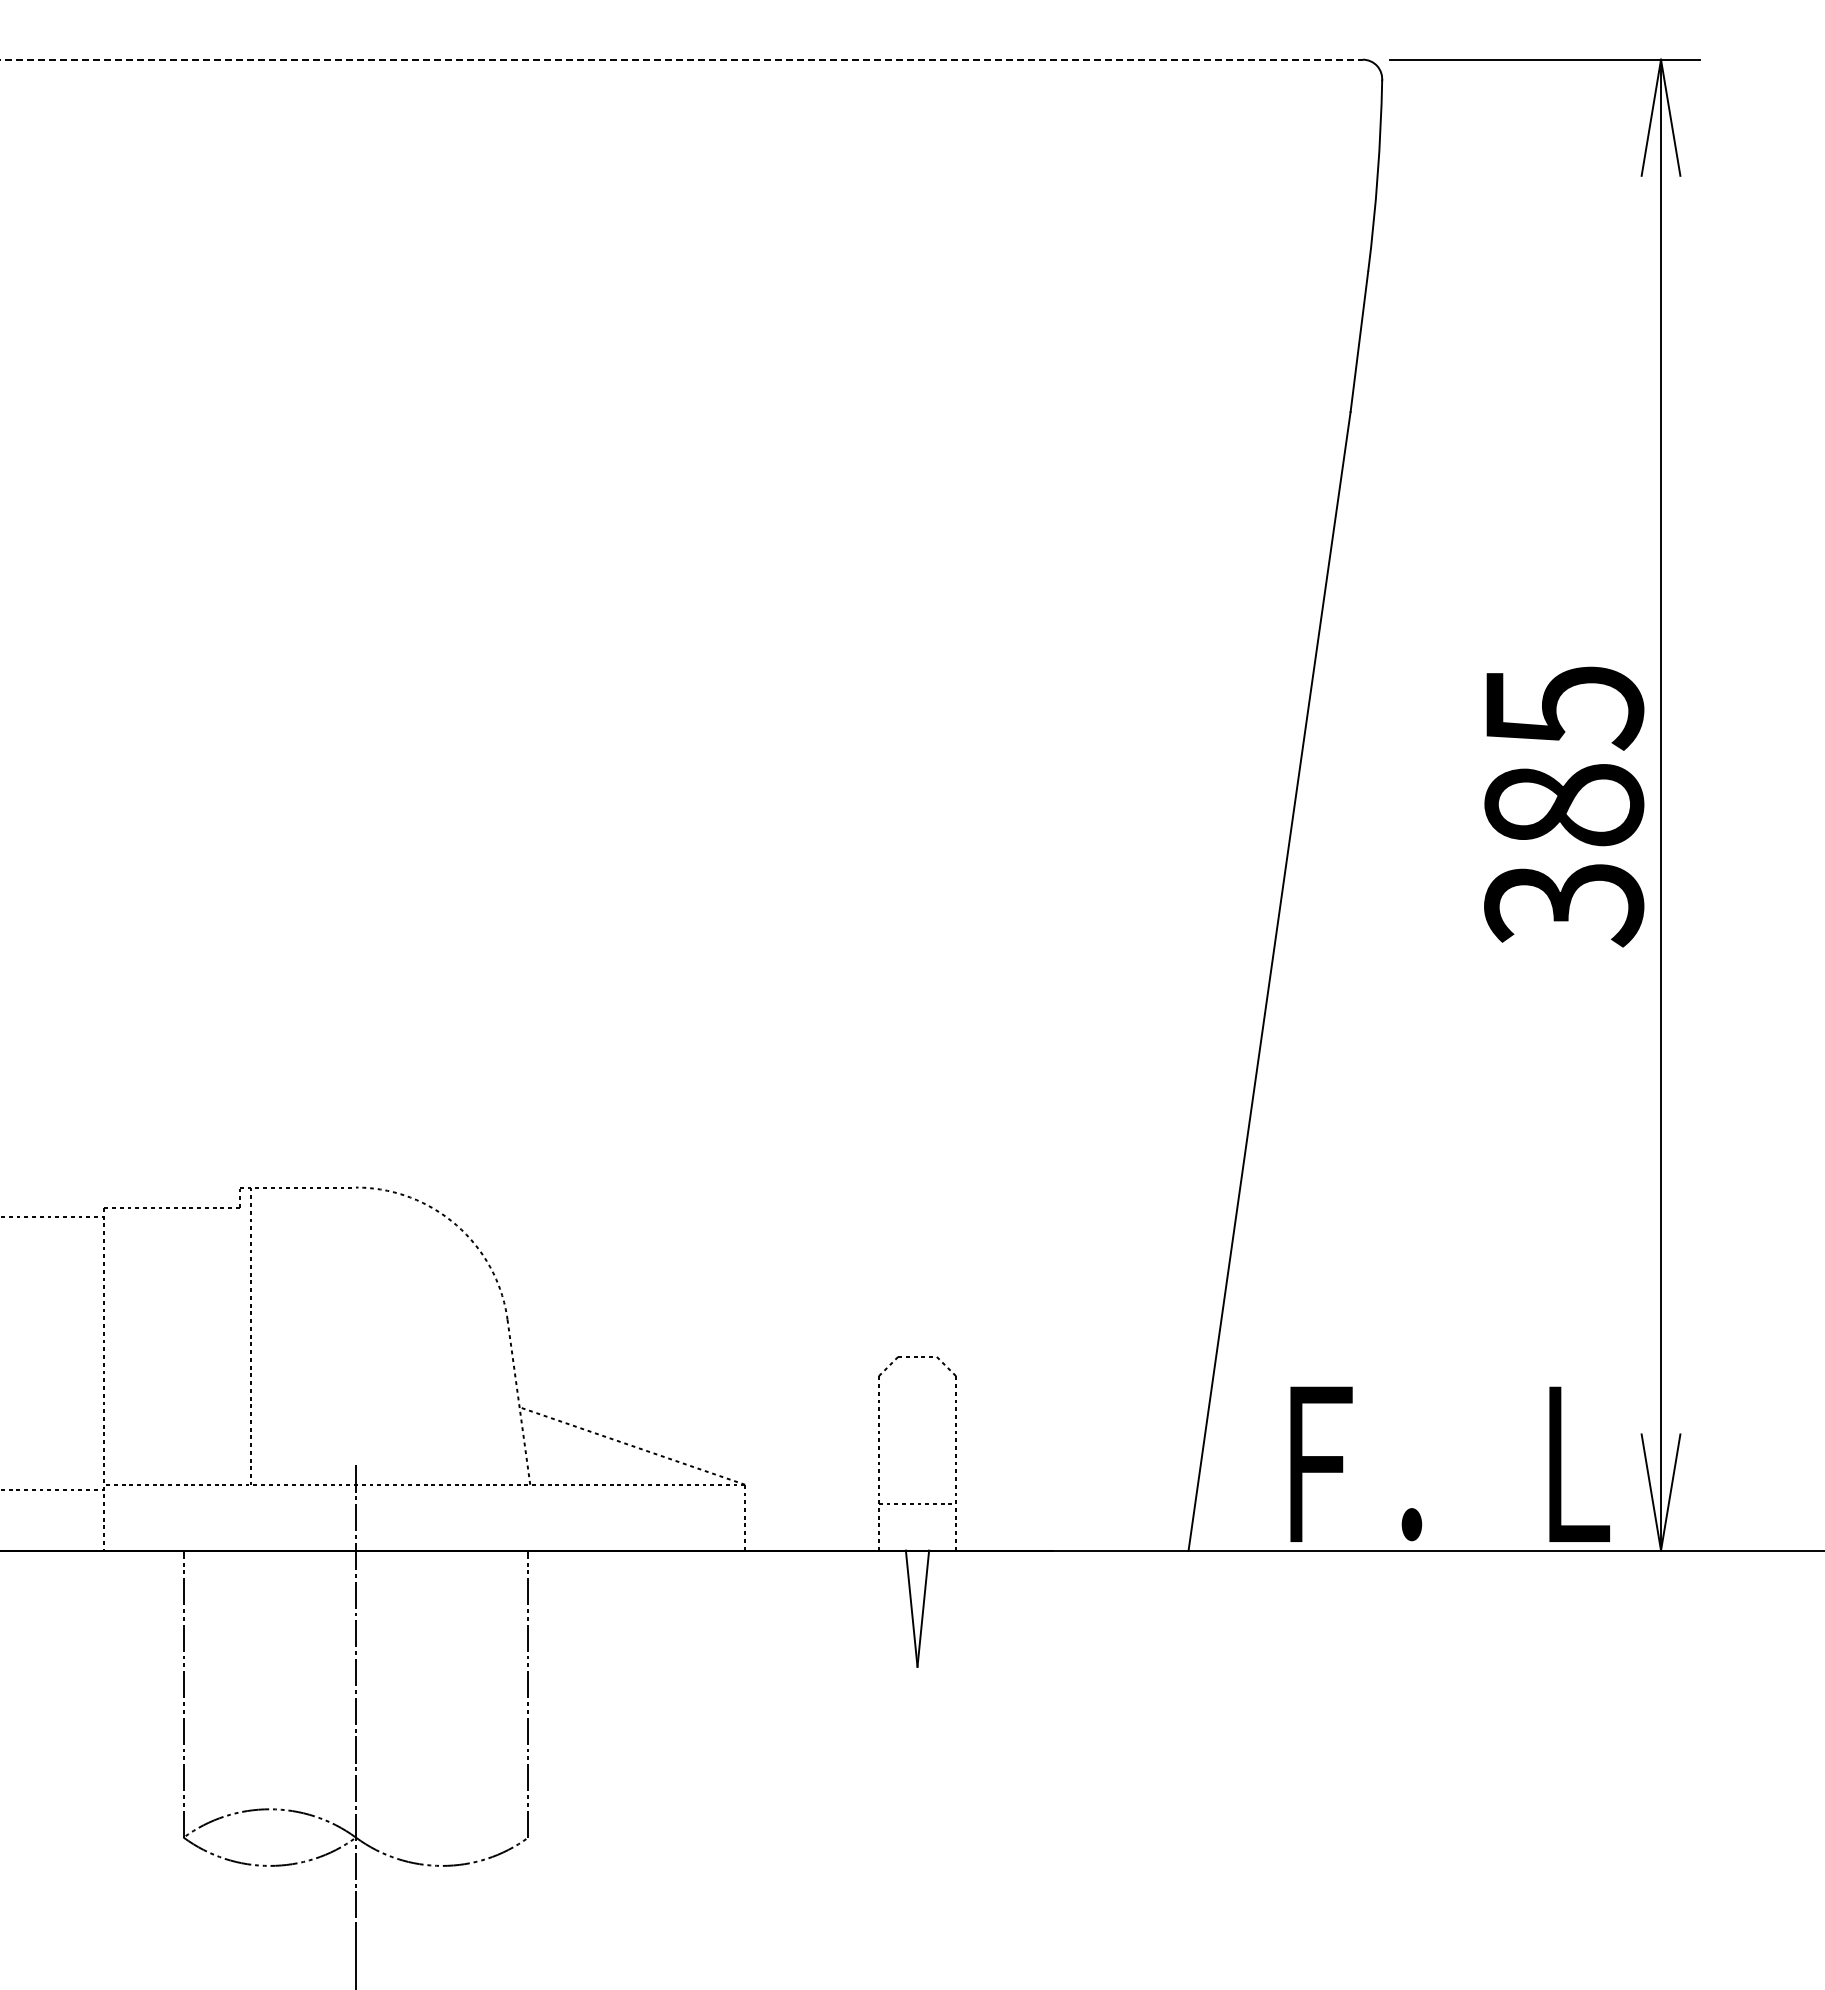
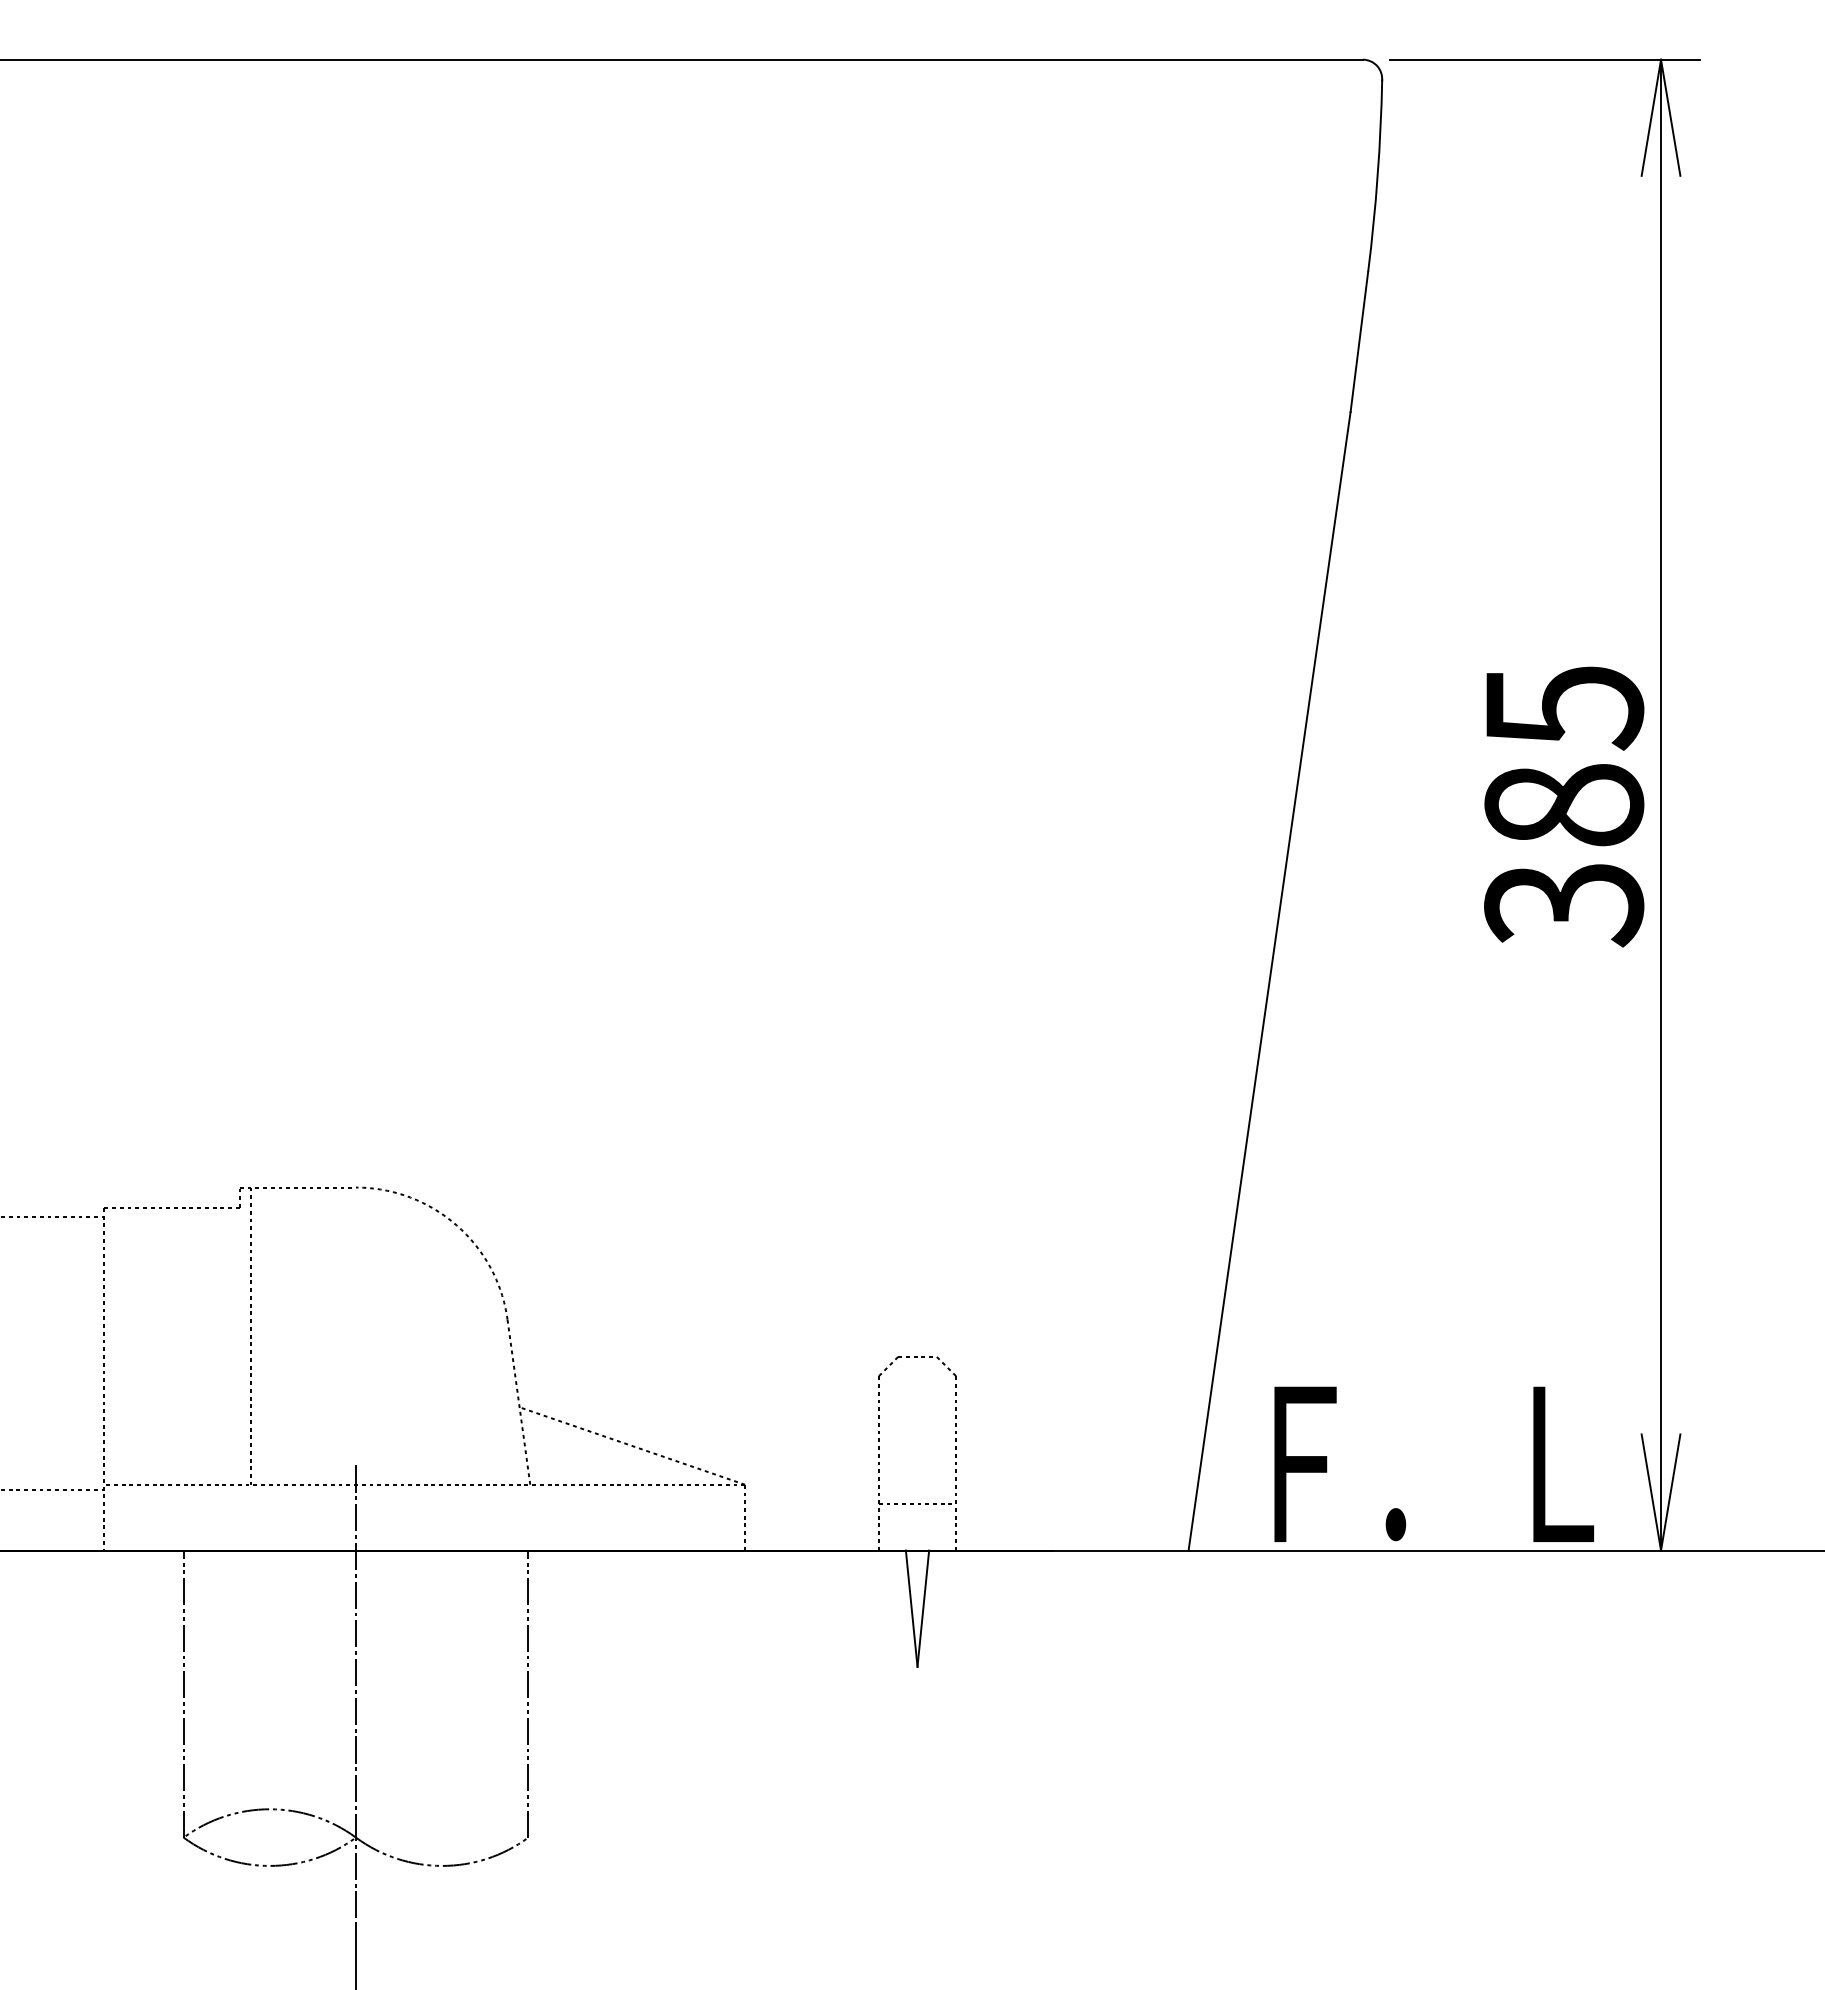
line: dashed -> solid (682, 59)
text position: (1449, 1463) -> (1433, 1463) (1433, 1463)
